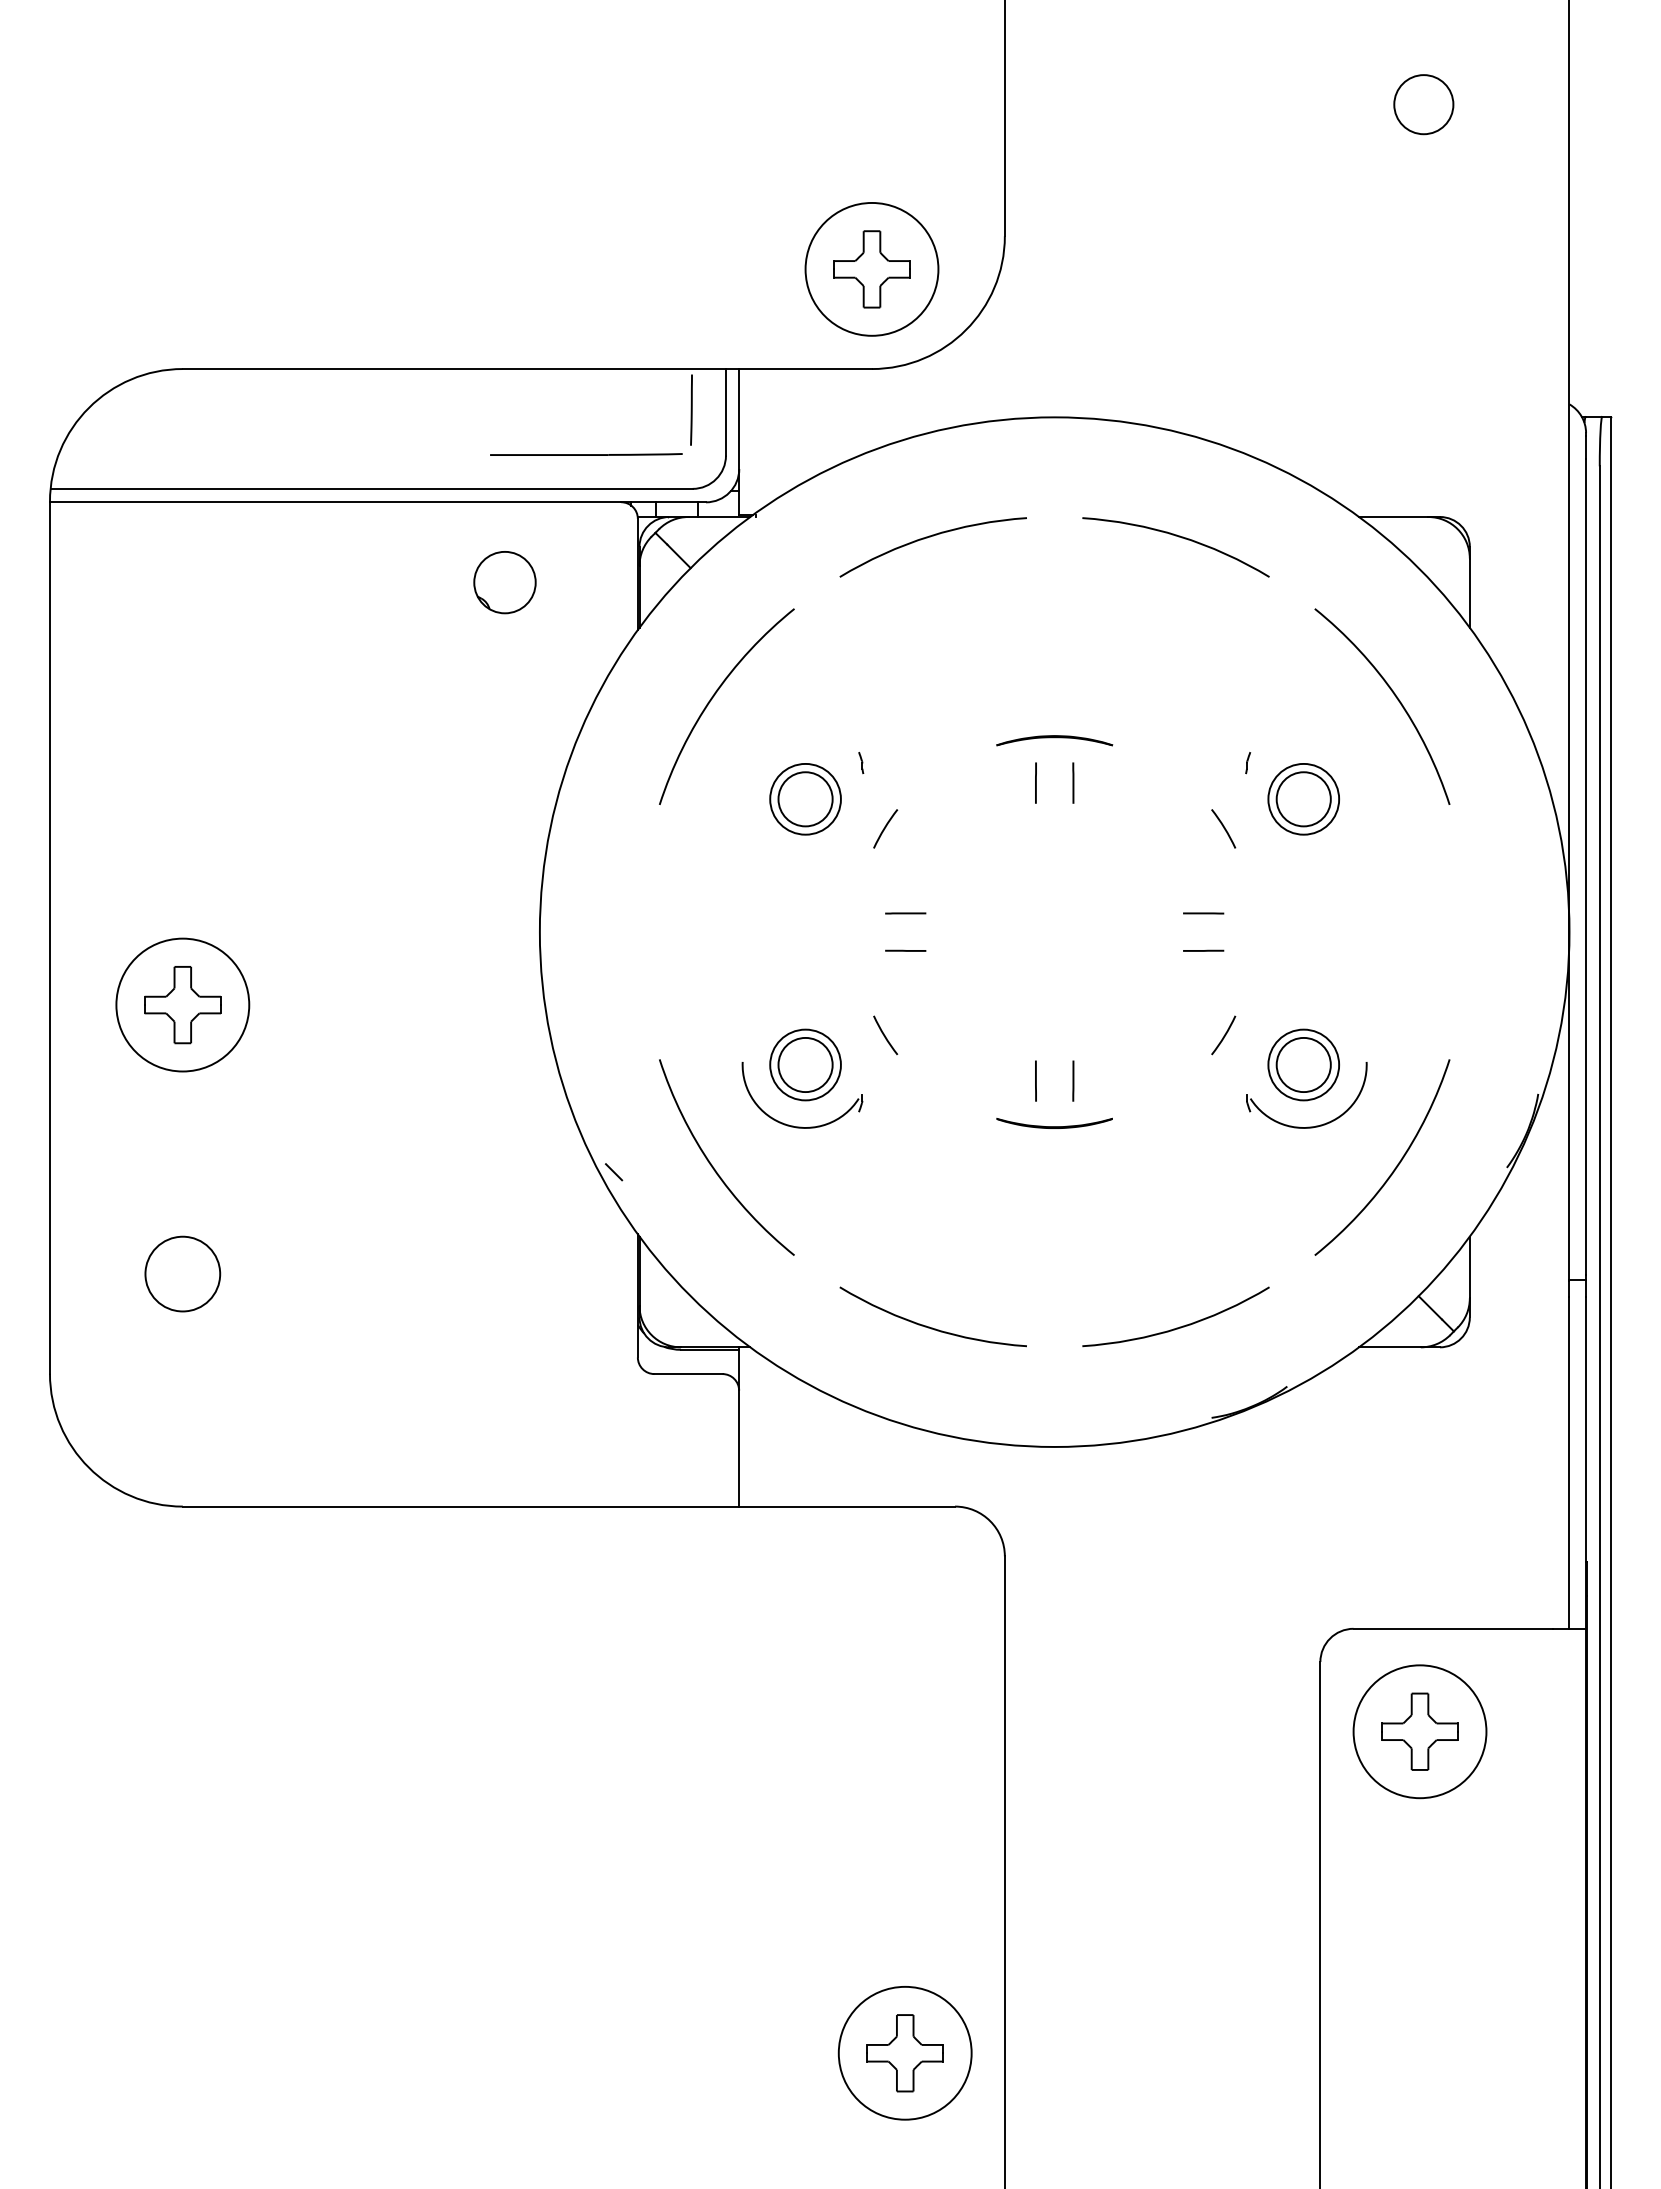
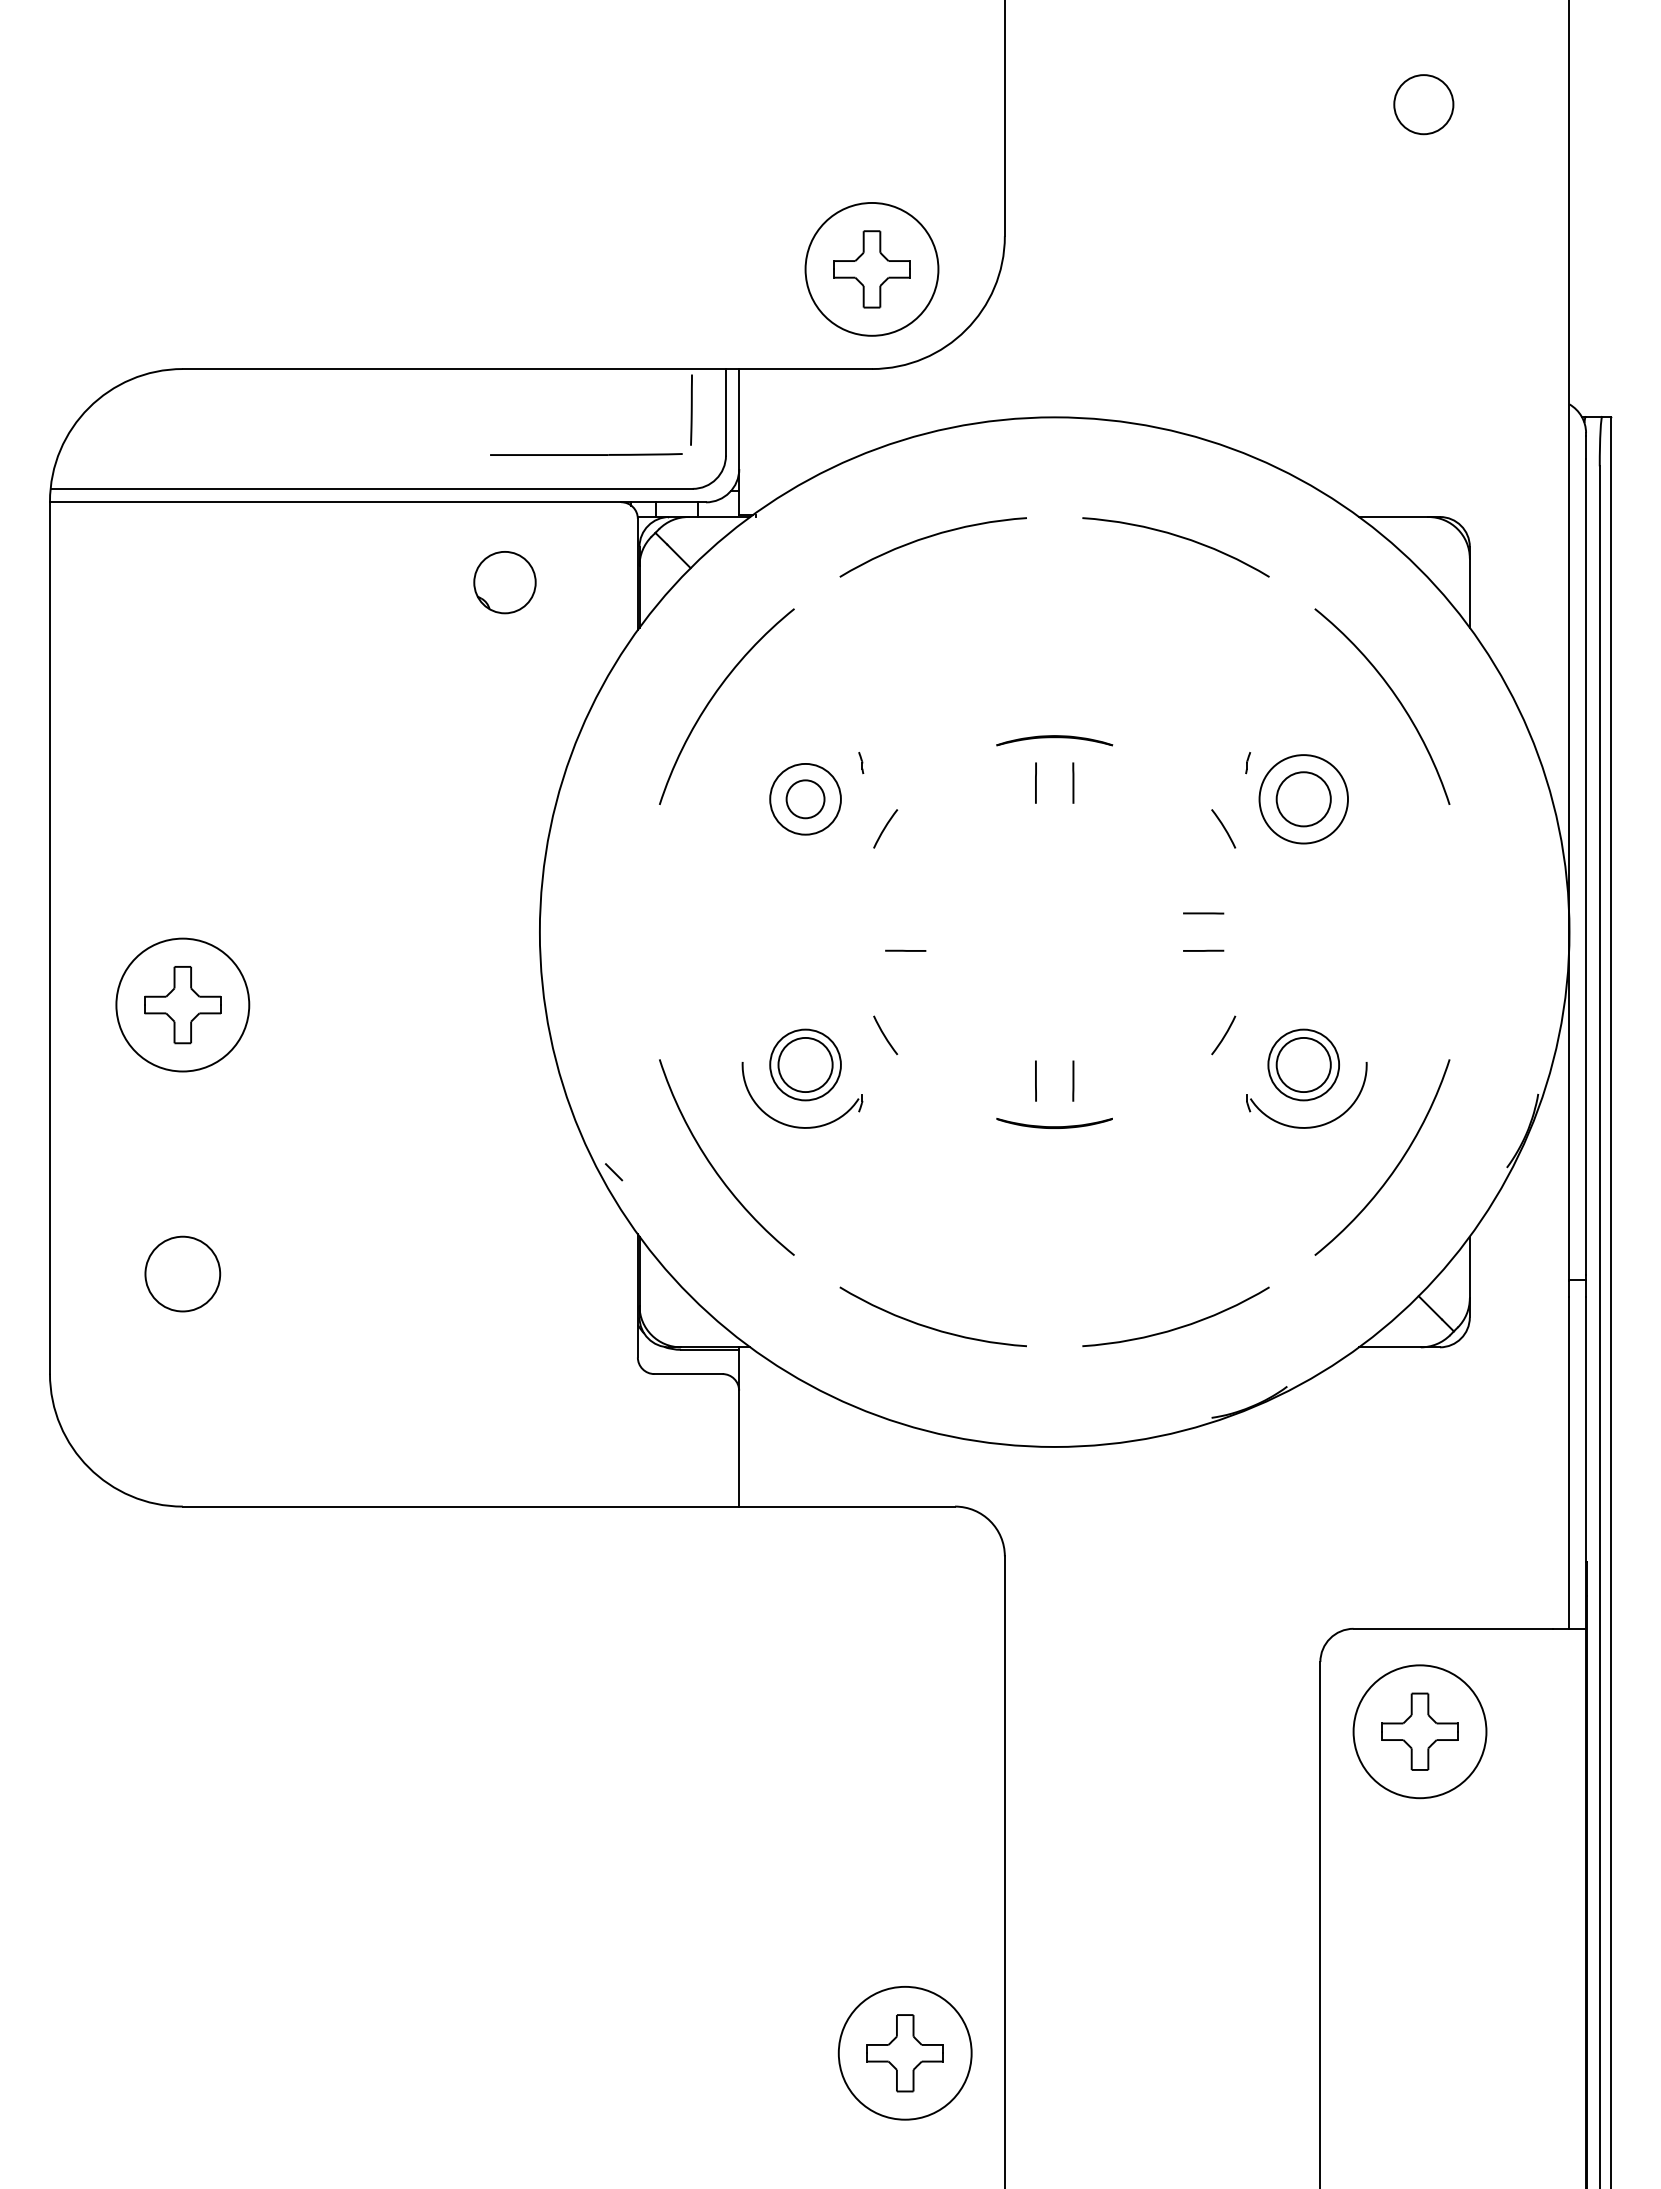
circle diameter: 71 px -> 88 px (1303, 799)
circle diameter: 54 px -> 38 px (805, 799)
line: present -> none (905, 913)
